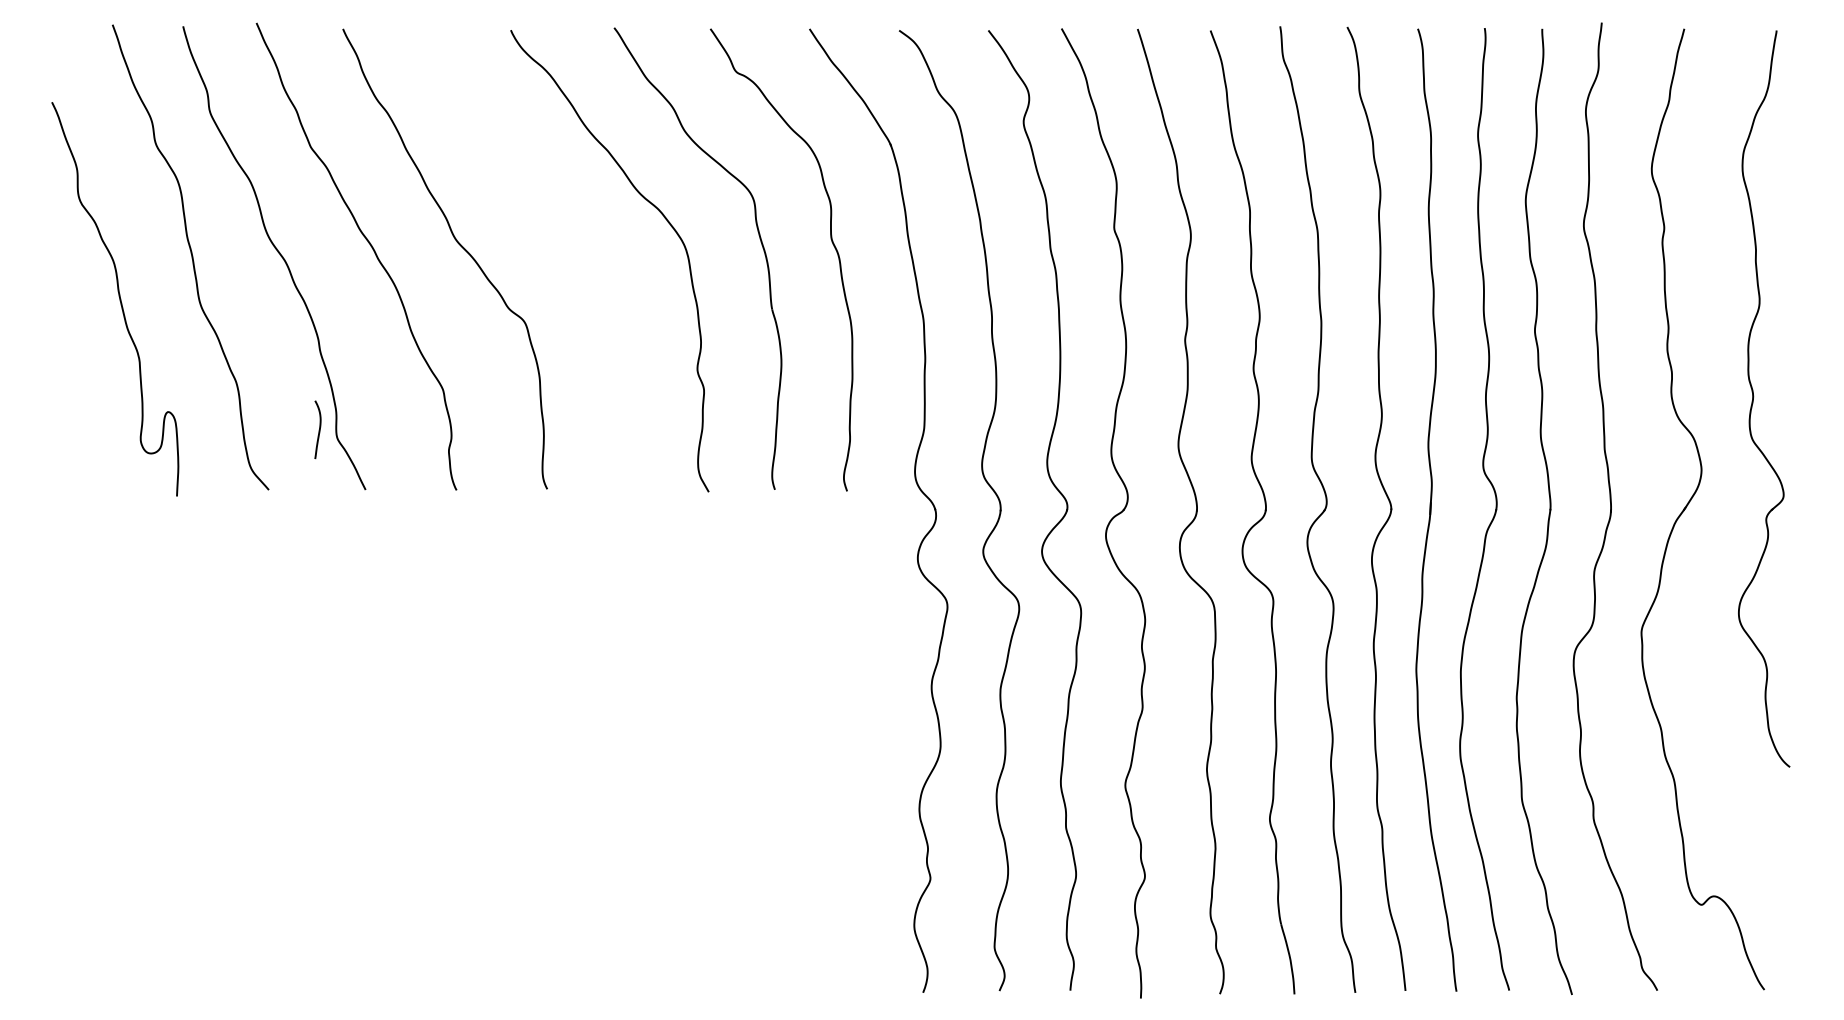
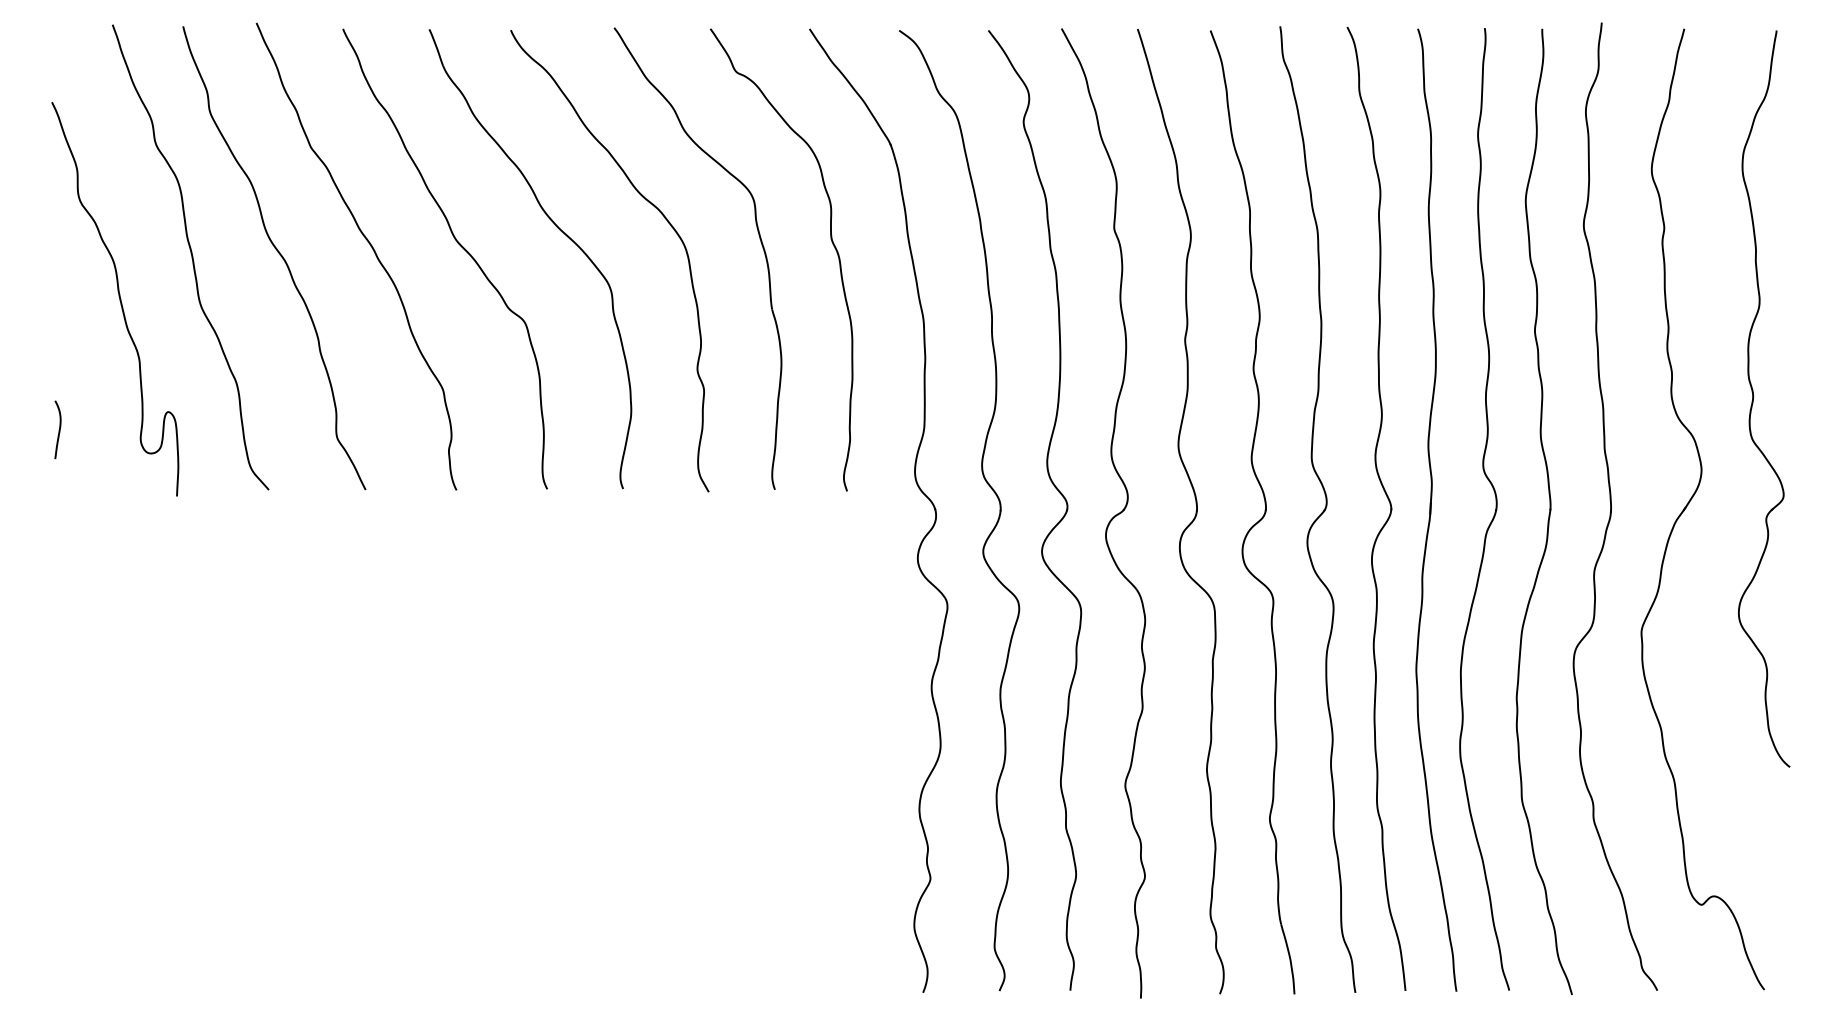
part: none -> present (559, 230)
curve position: (318, 430) -> (58, 430) (58, 430)
